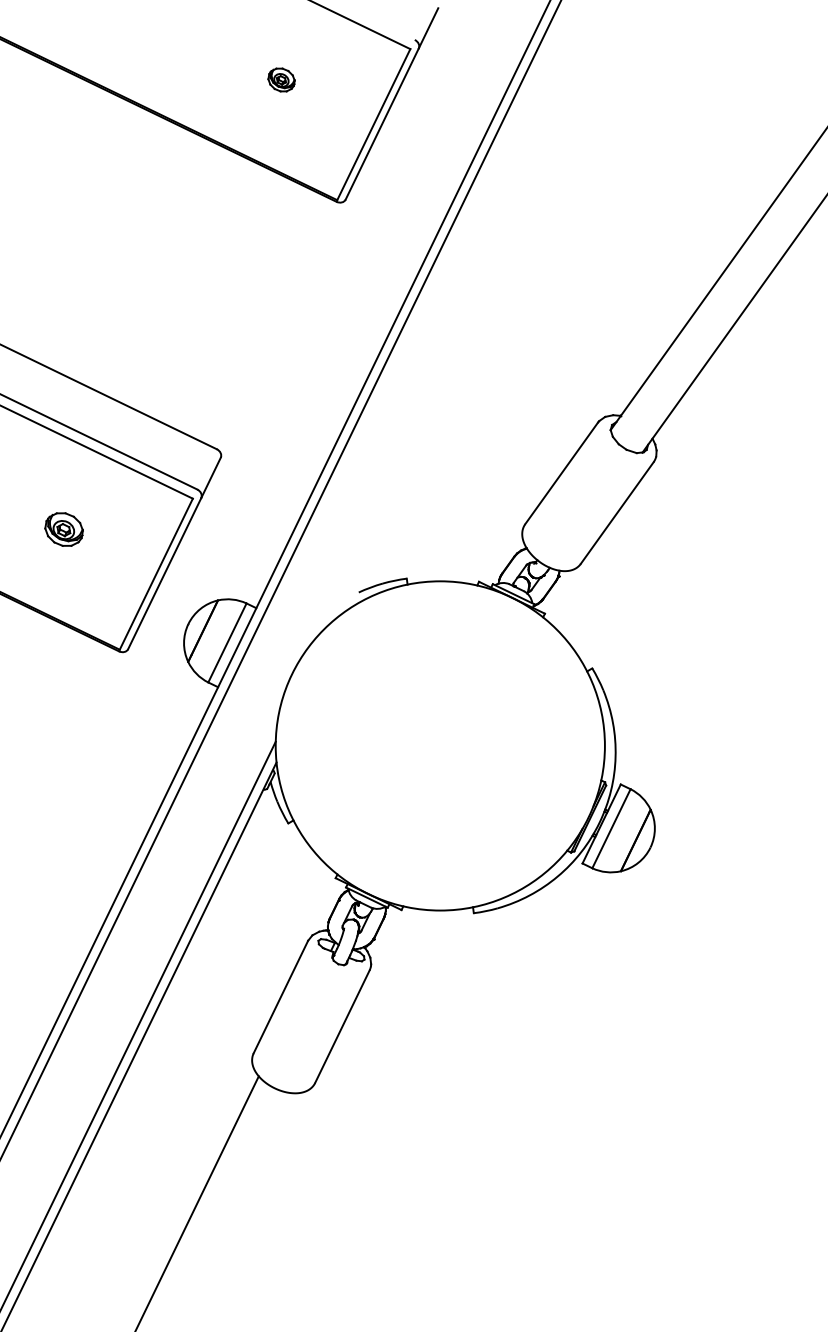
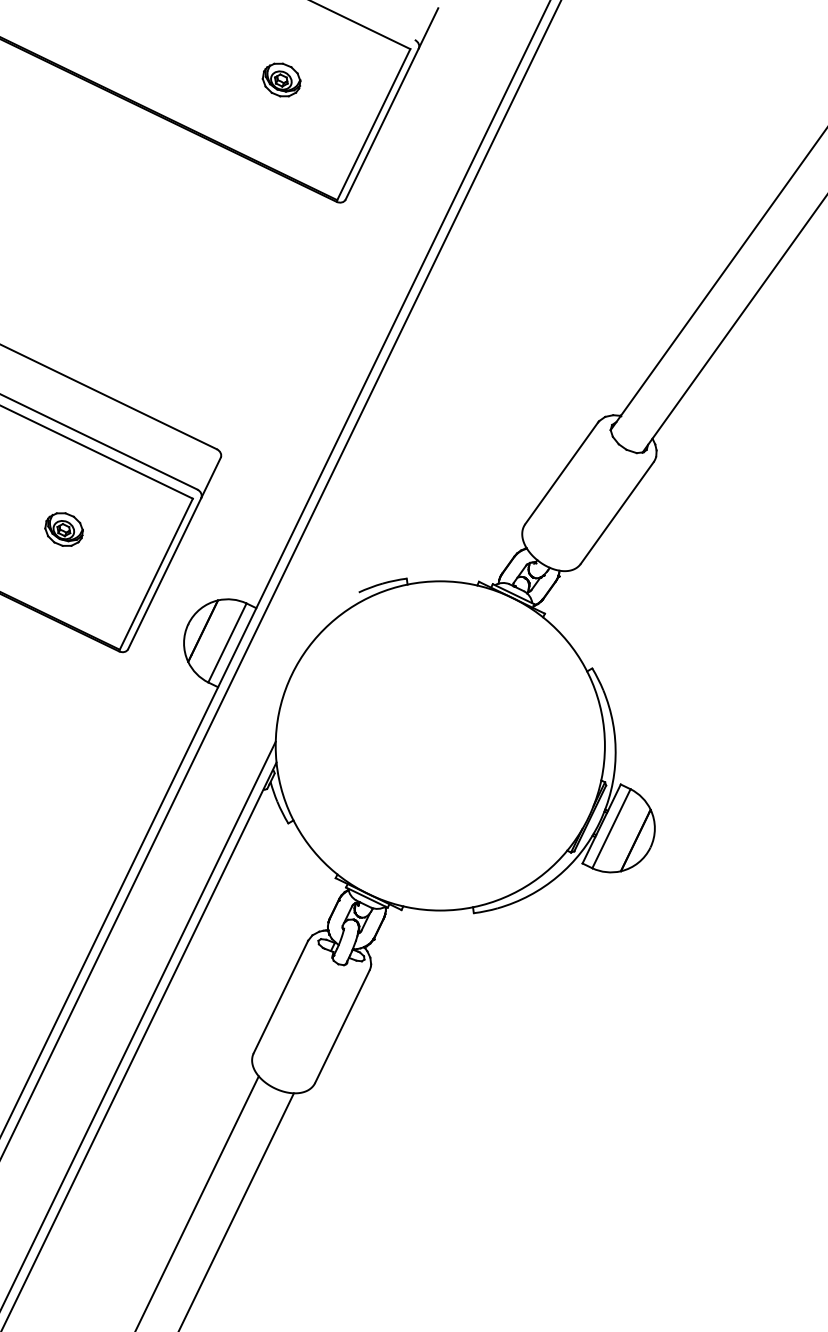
part size: 29x26 px -> 41x36 px (281, 79)
line: none -> present (236, 1210)
